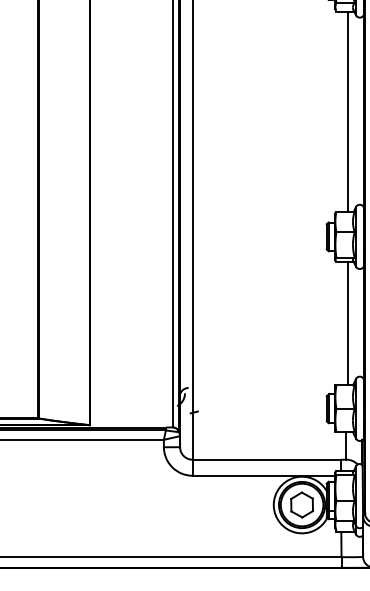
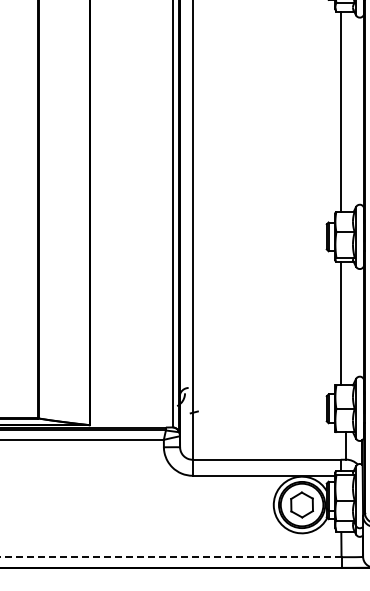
line position: (347, 111) -> (340, 111) (340, 111)
line position: (347, 323) -> (340, 323) (340, 323)
line: solid -> dashed (170, 557)
